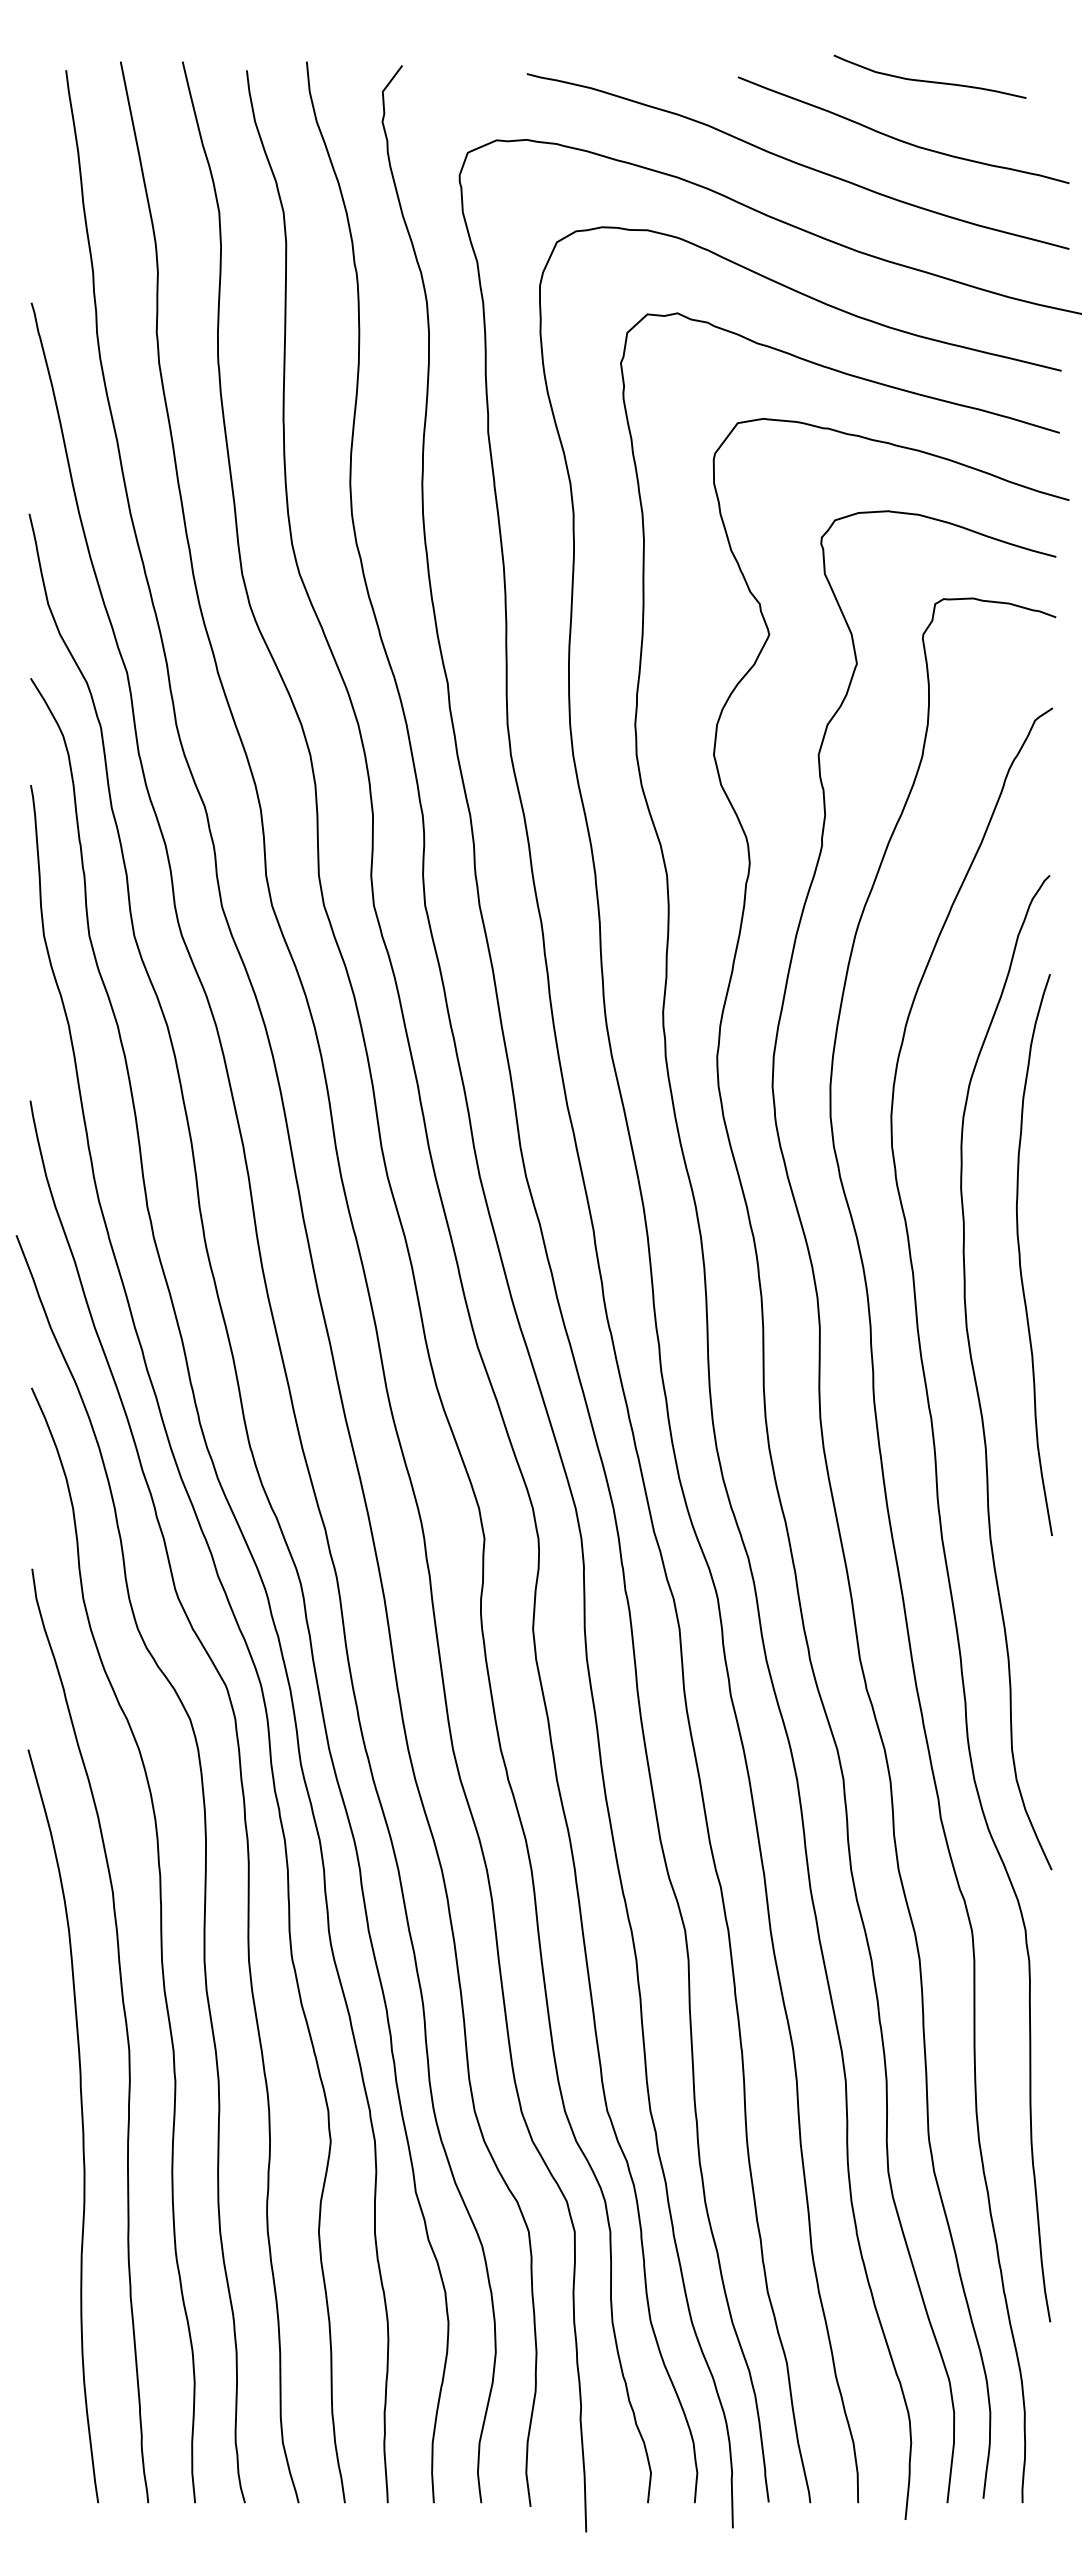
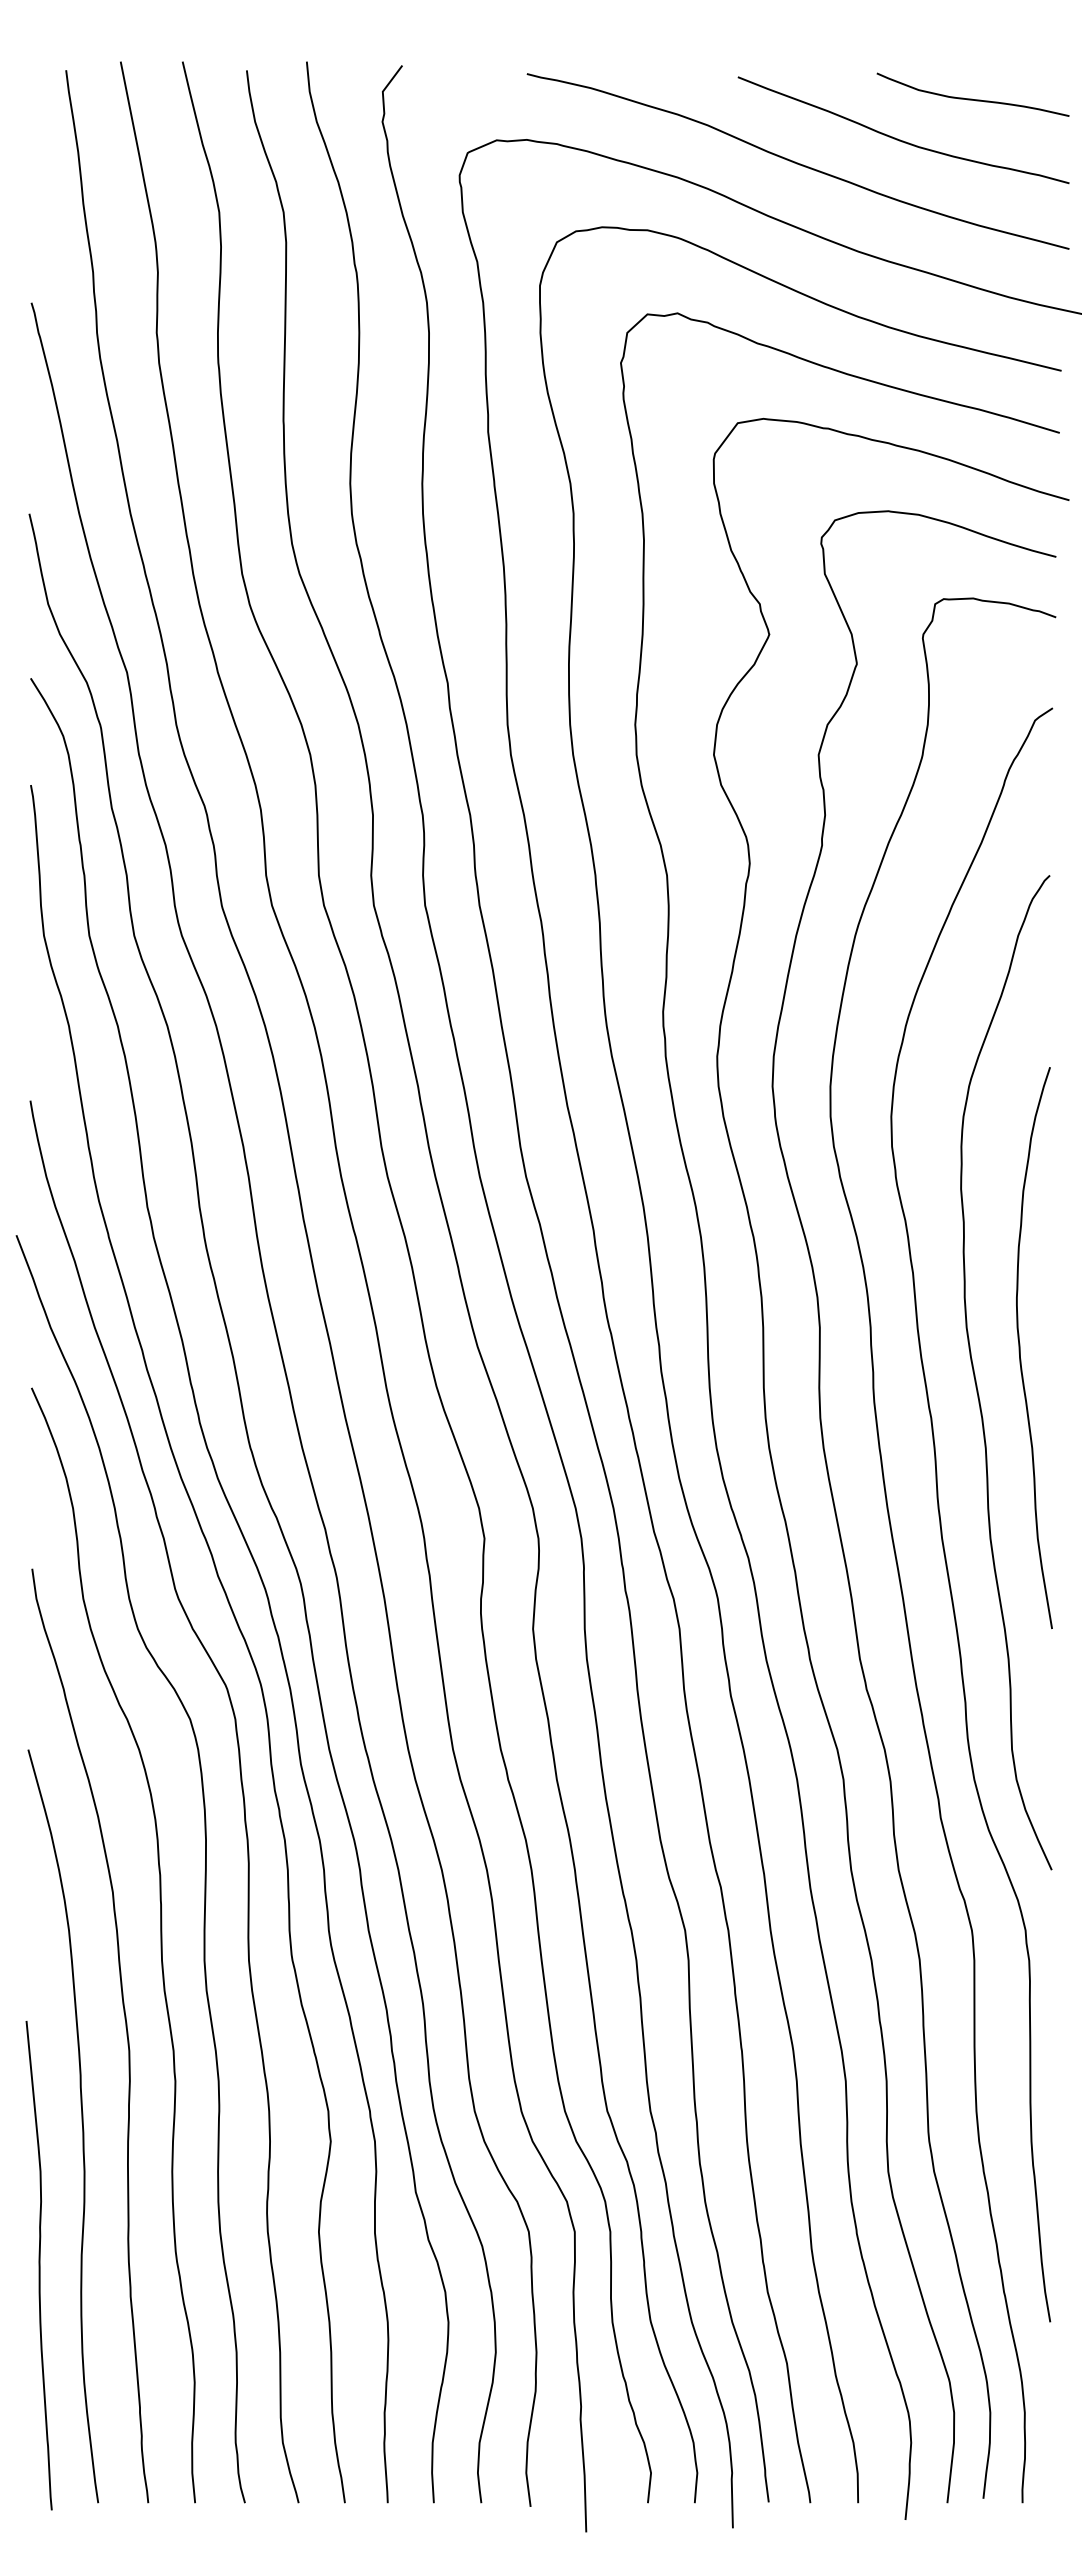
curve position: (929, 80) -> (972, 98) (972, 98)
curve position: (1020, 1254) -> (1020, 1347) (1020, 1347)
curve: none -> present (38, 2265)
